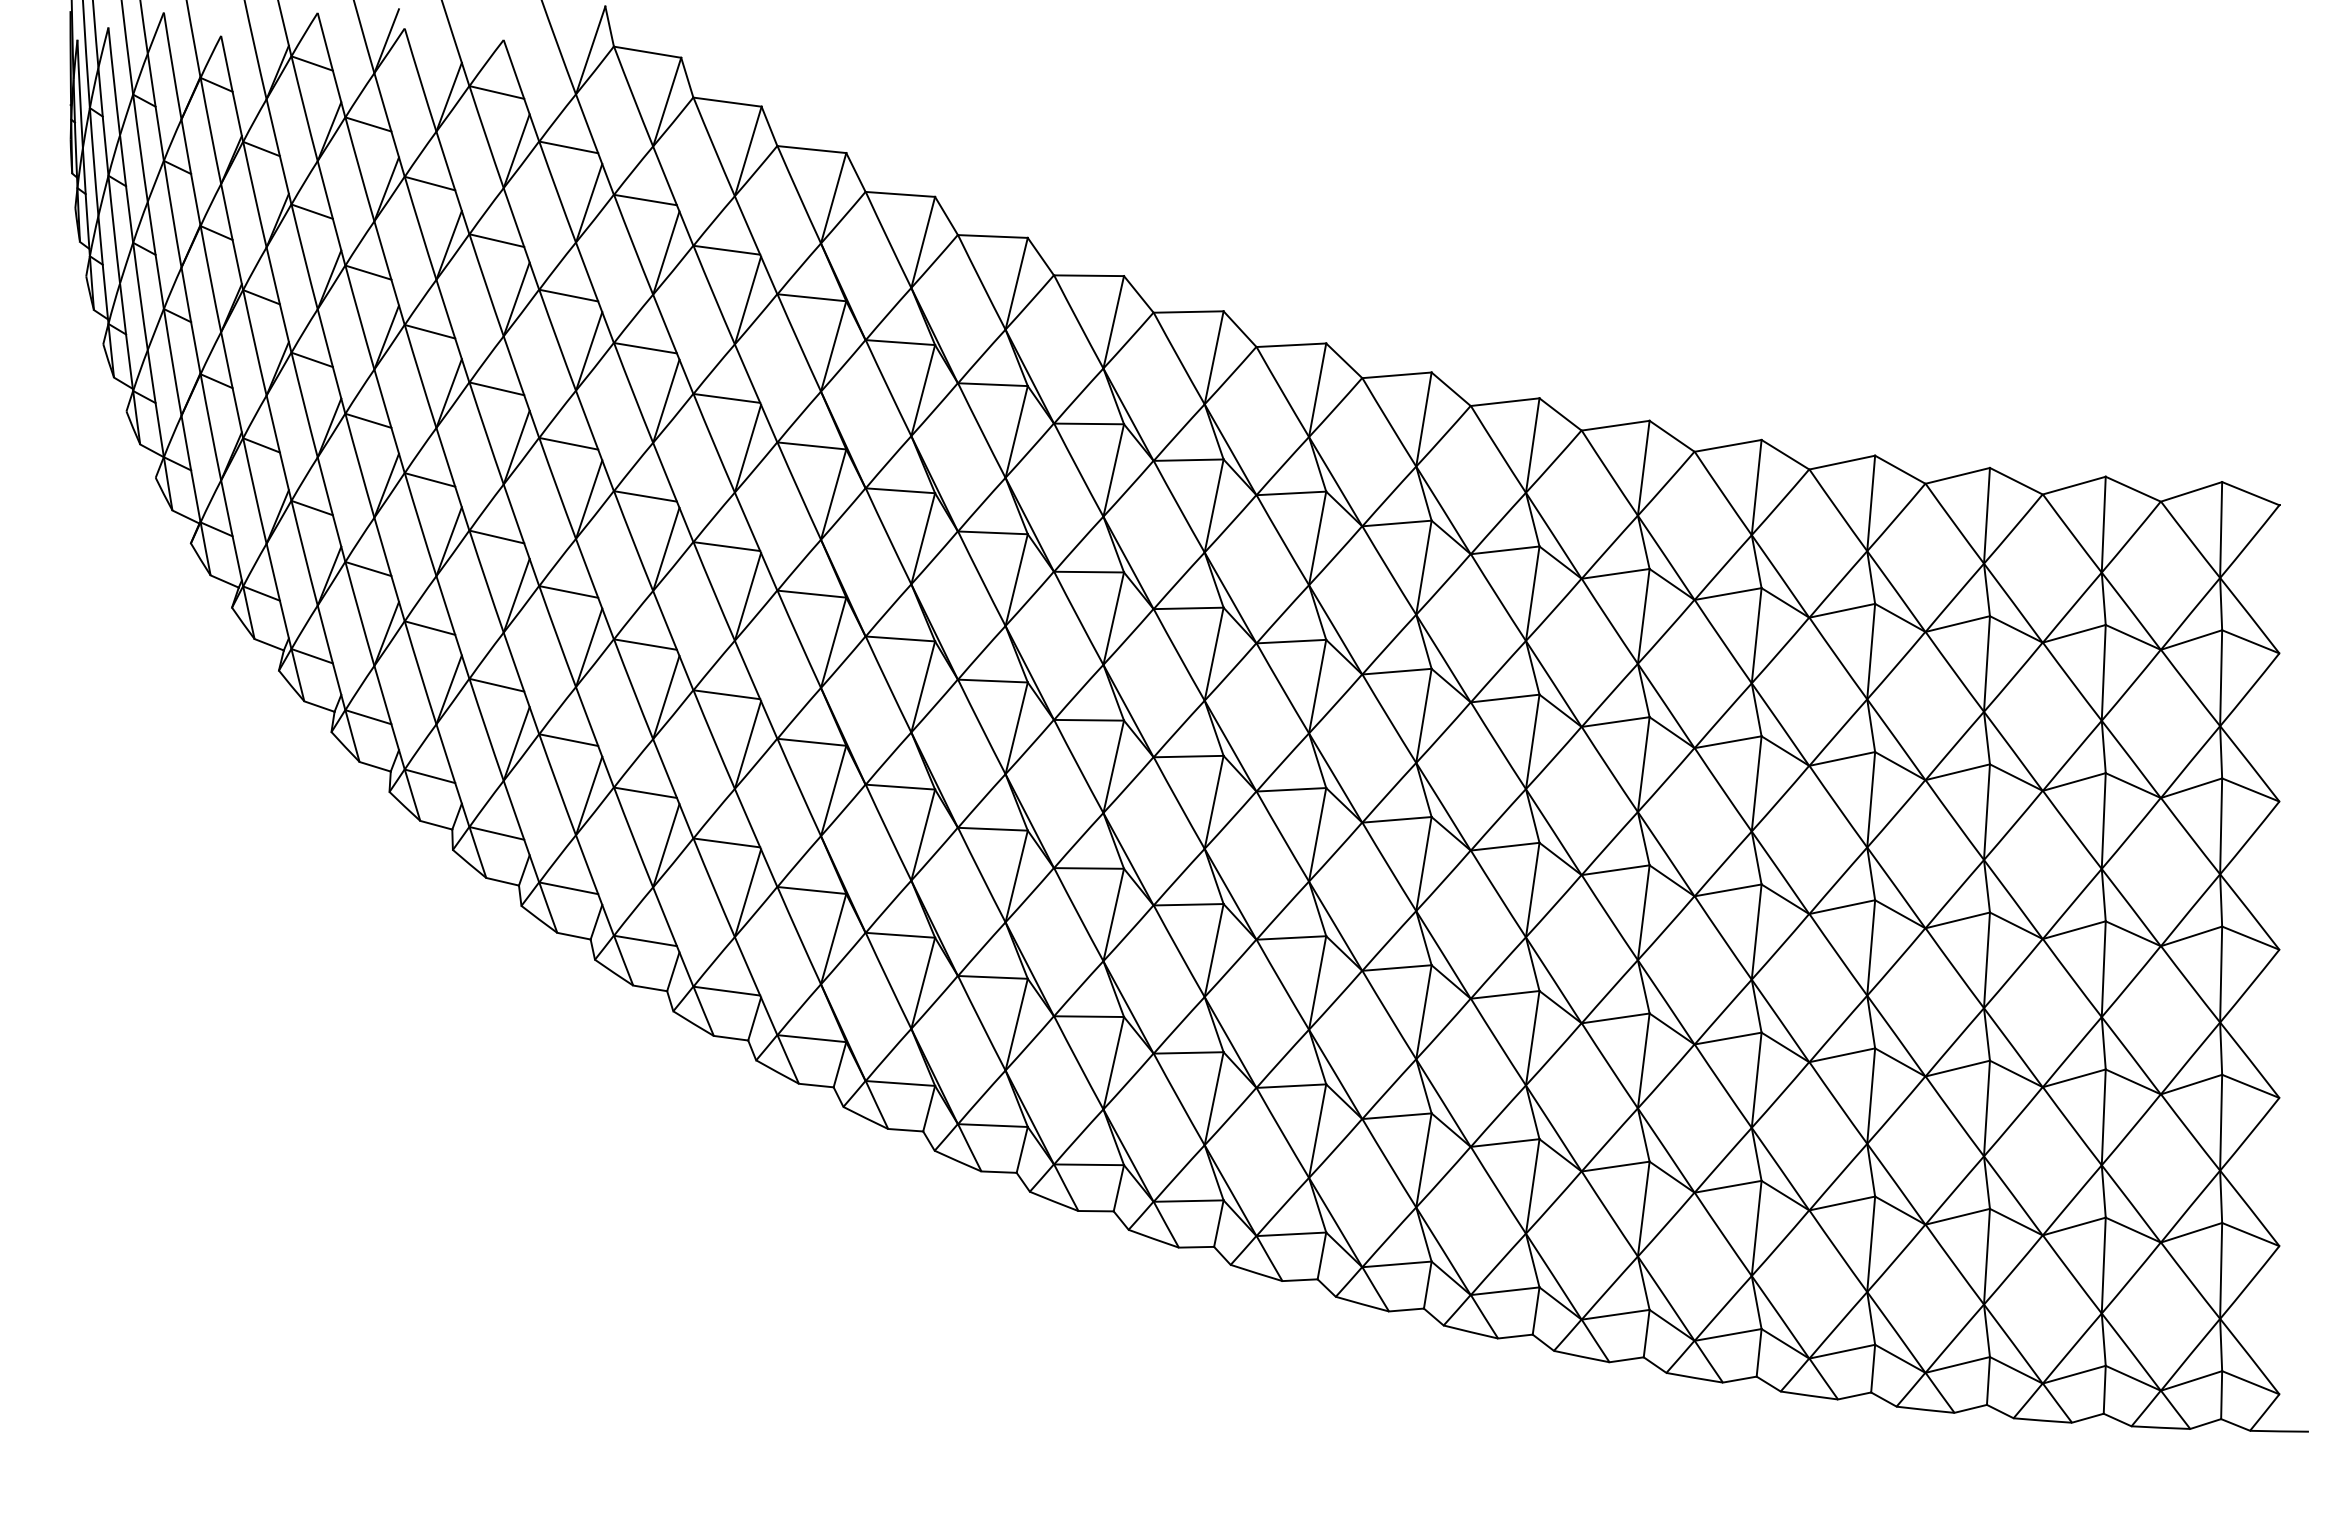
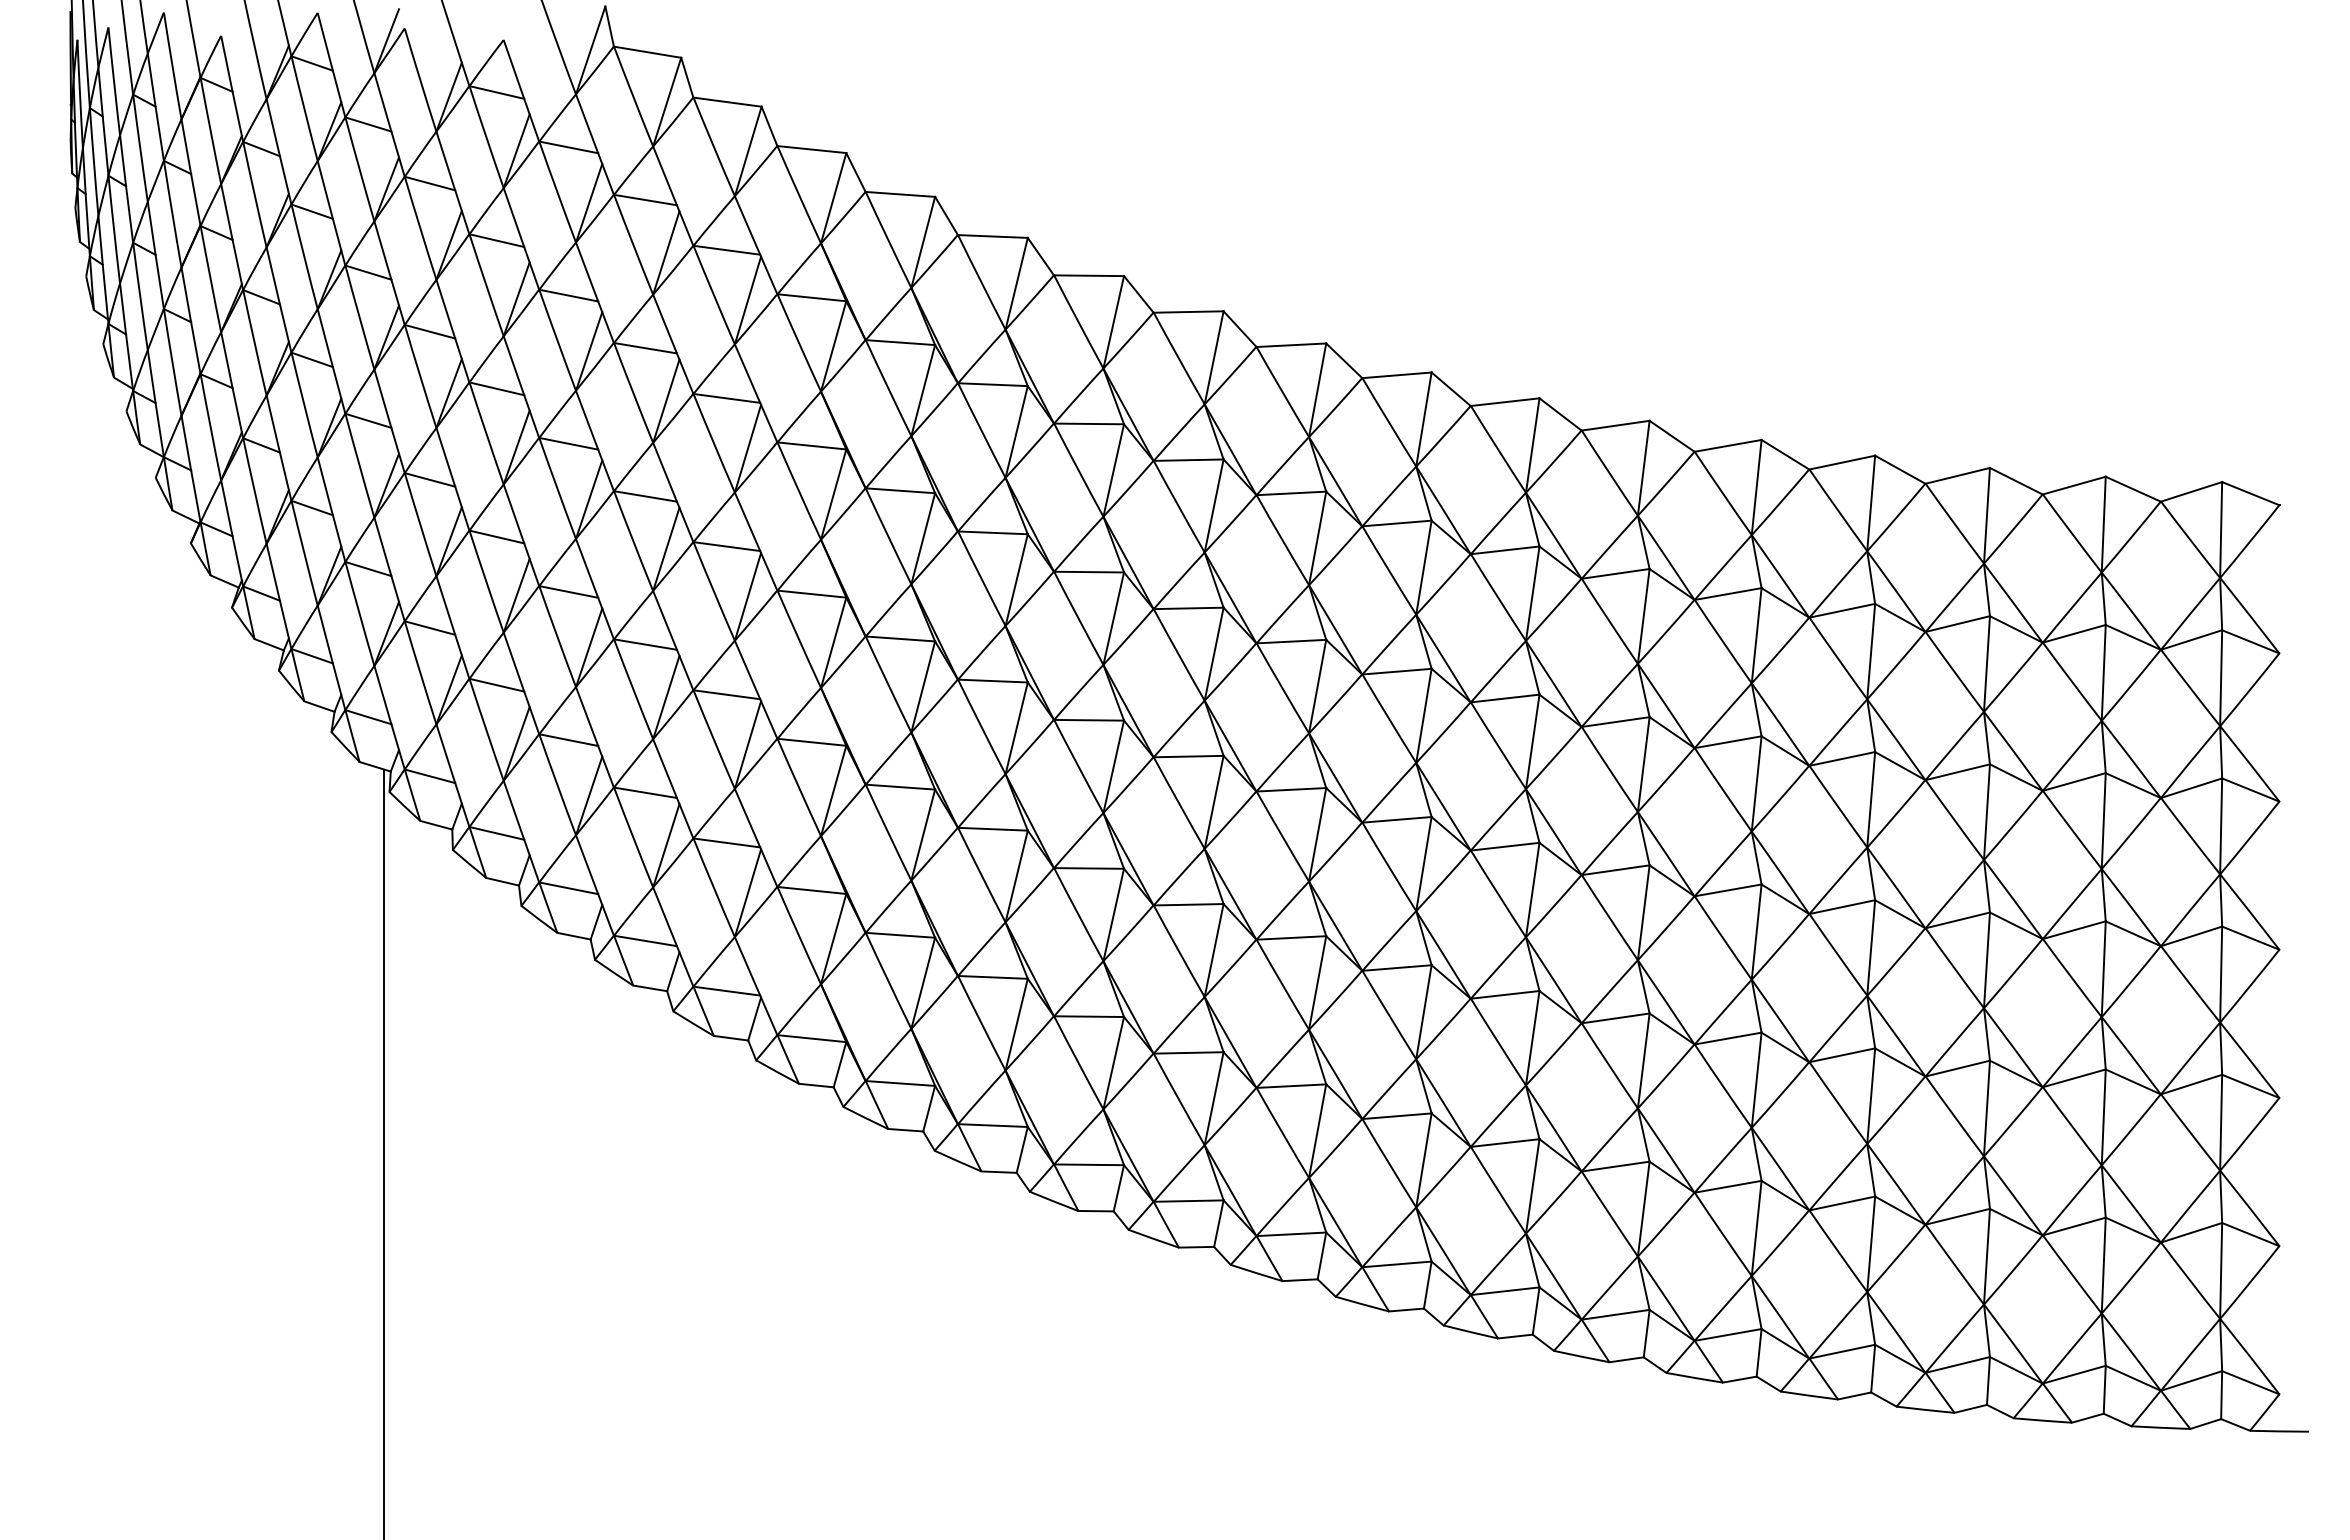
line: none -> present (384, 1152)
